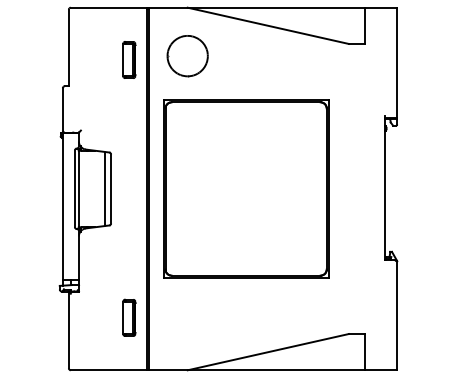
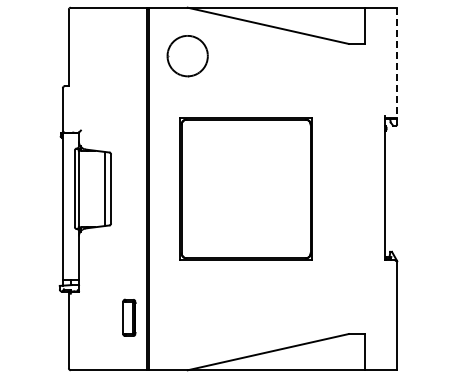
part: present -> none (129, 59)
line: solid -> dashed (397, 66)
part size: 167x180 px -> 134x144 px (245, 188)
